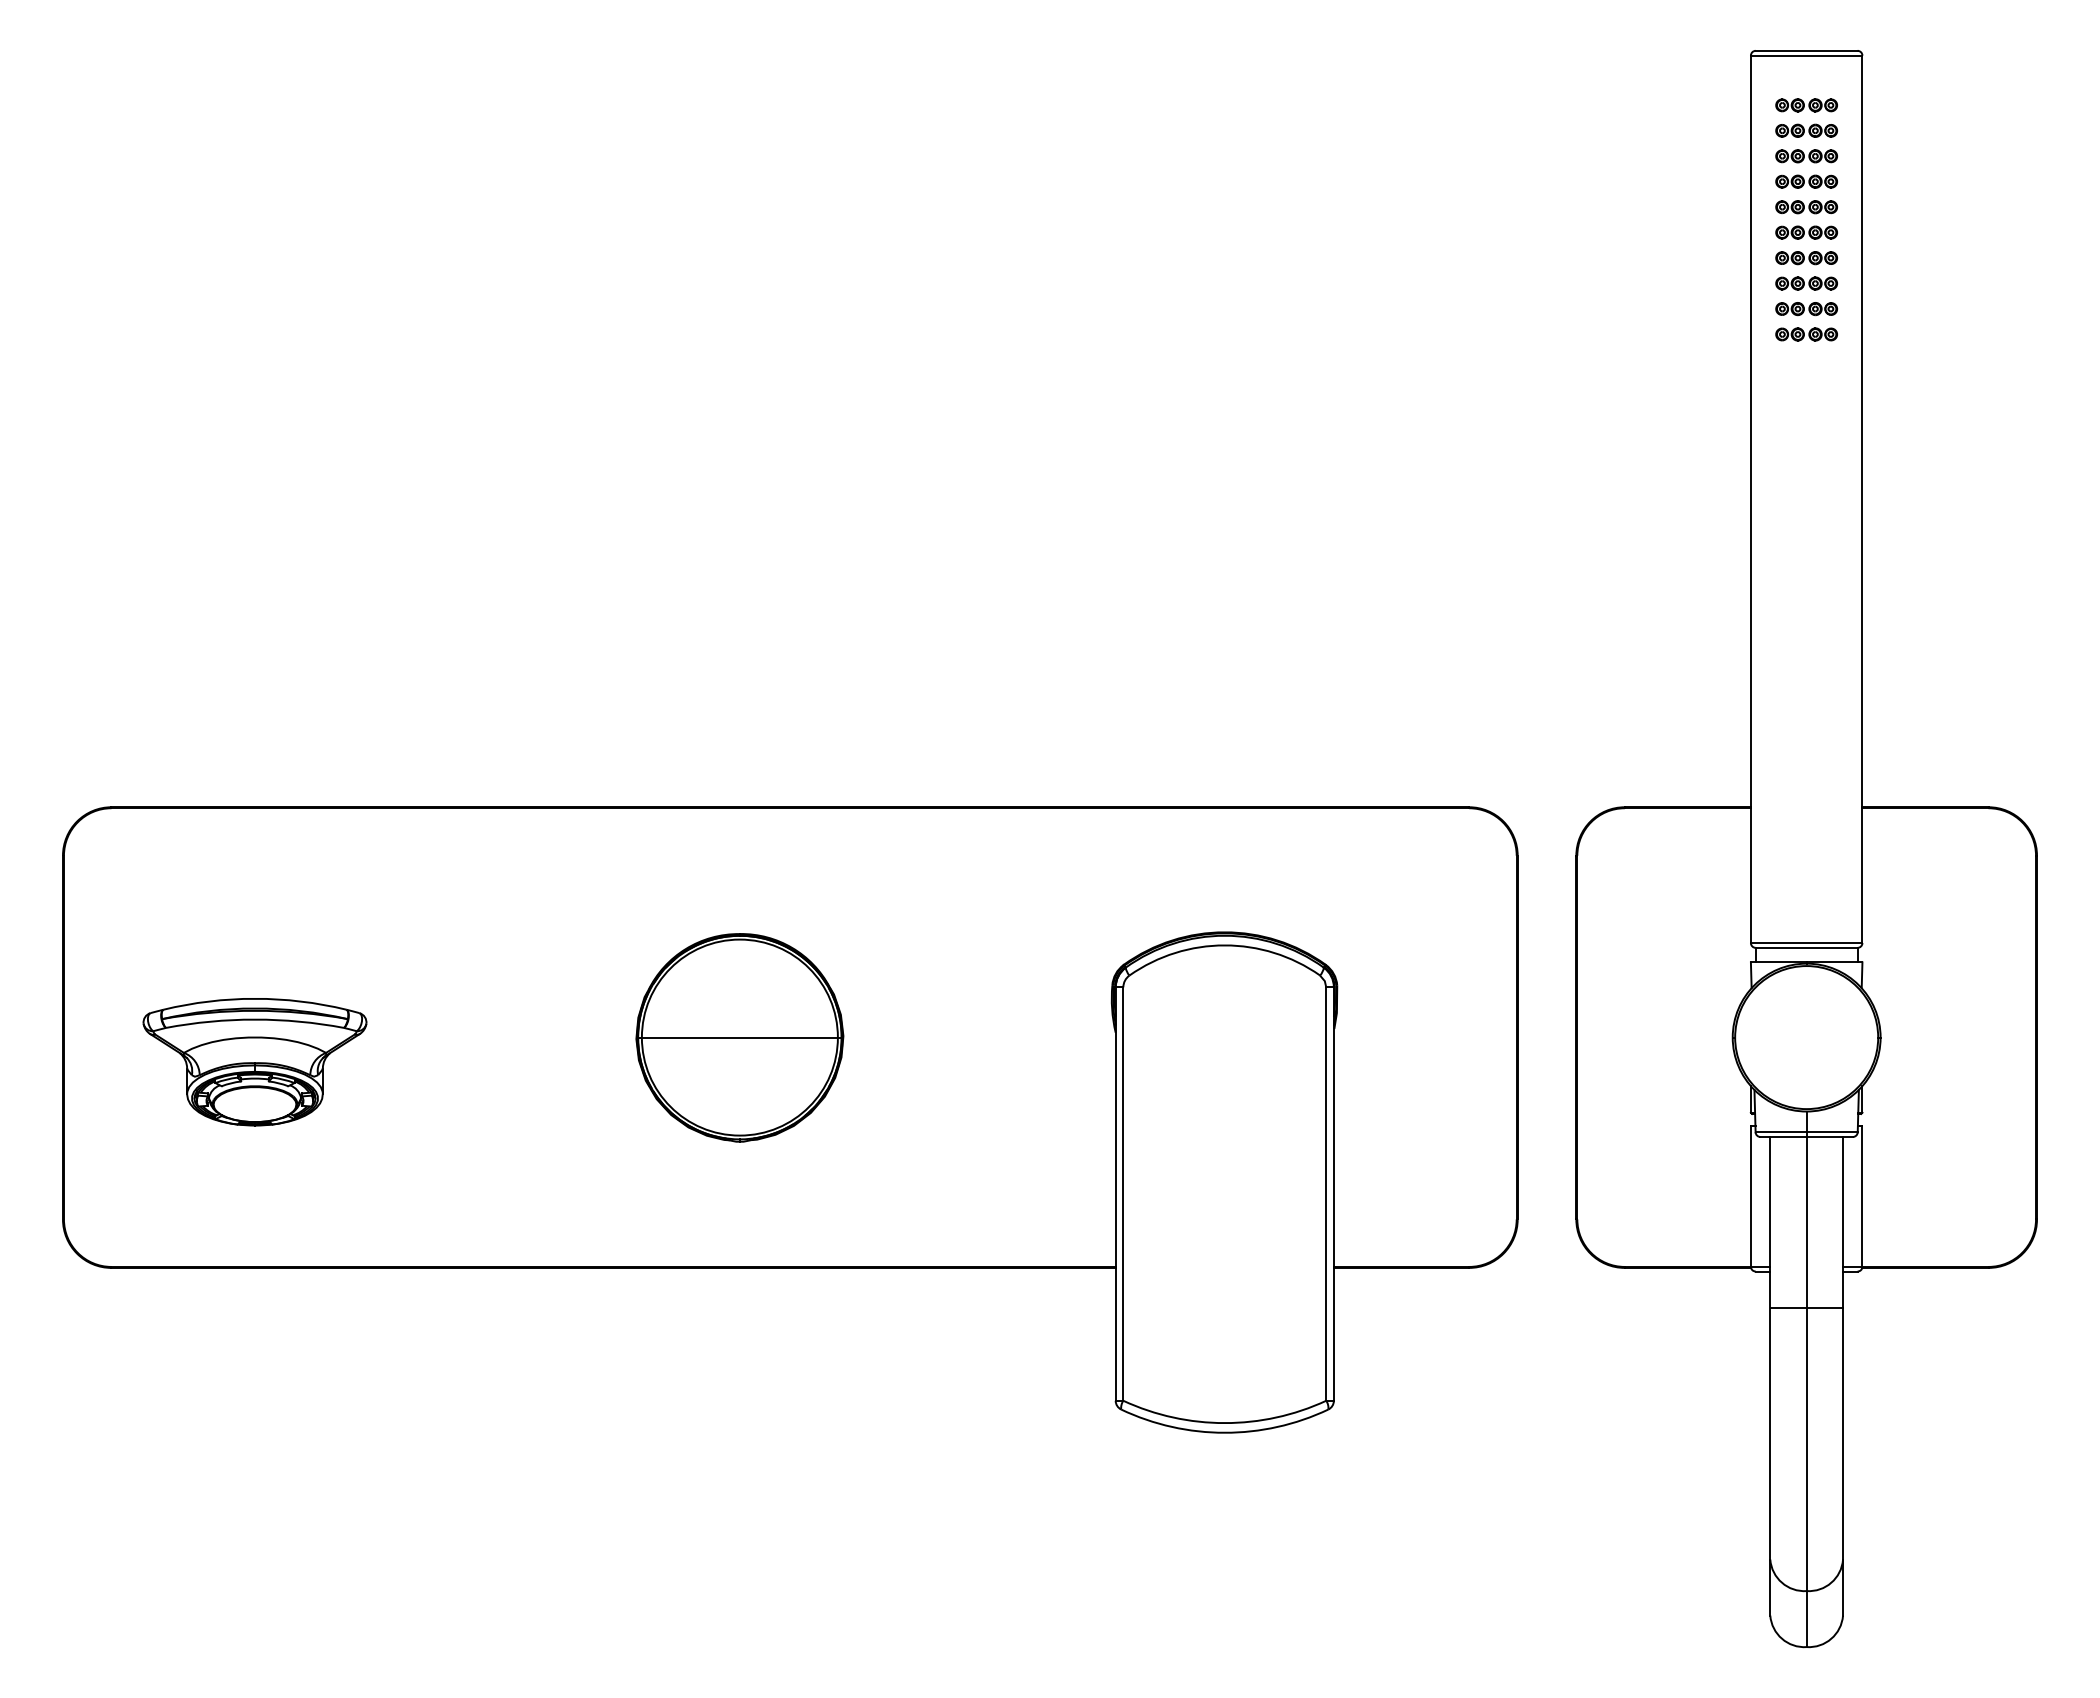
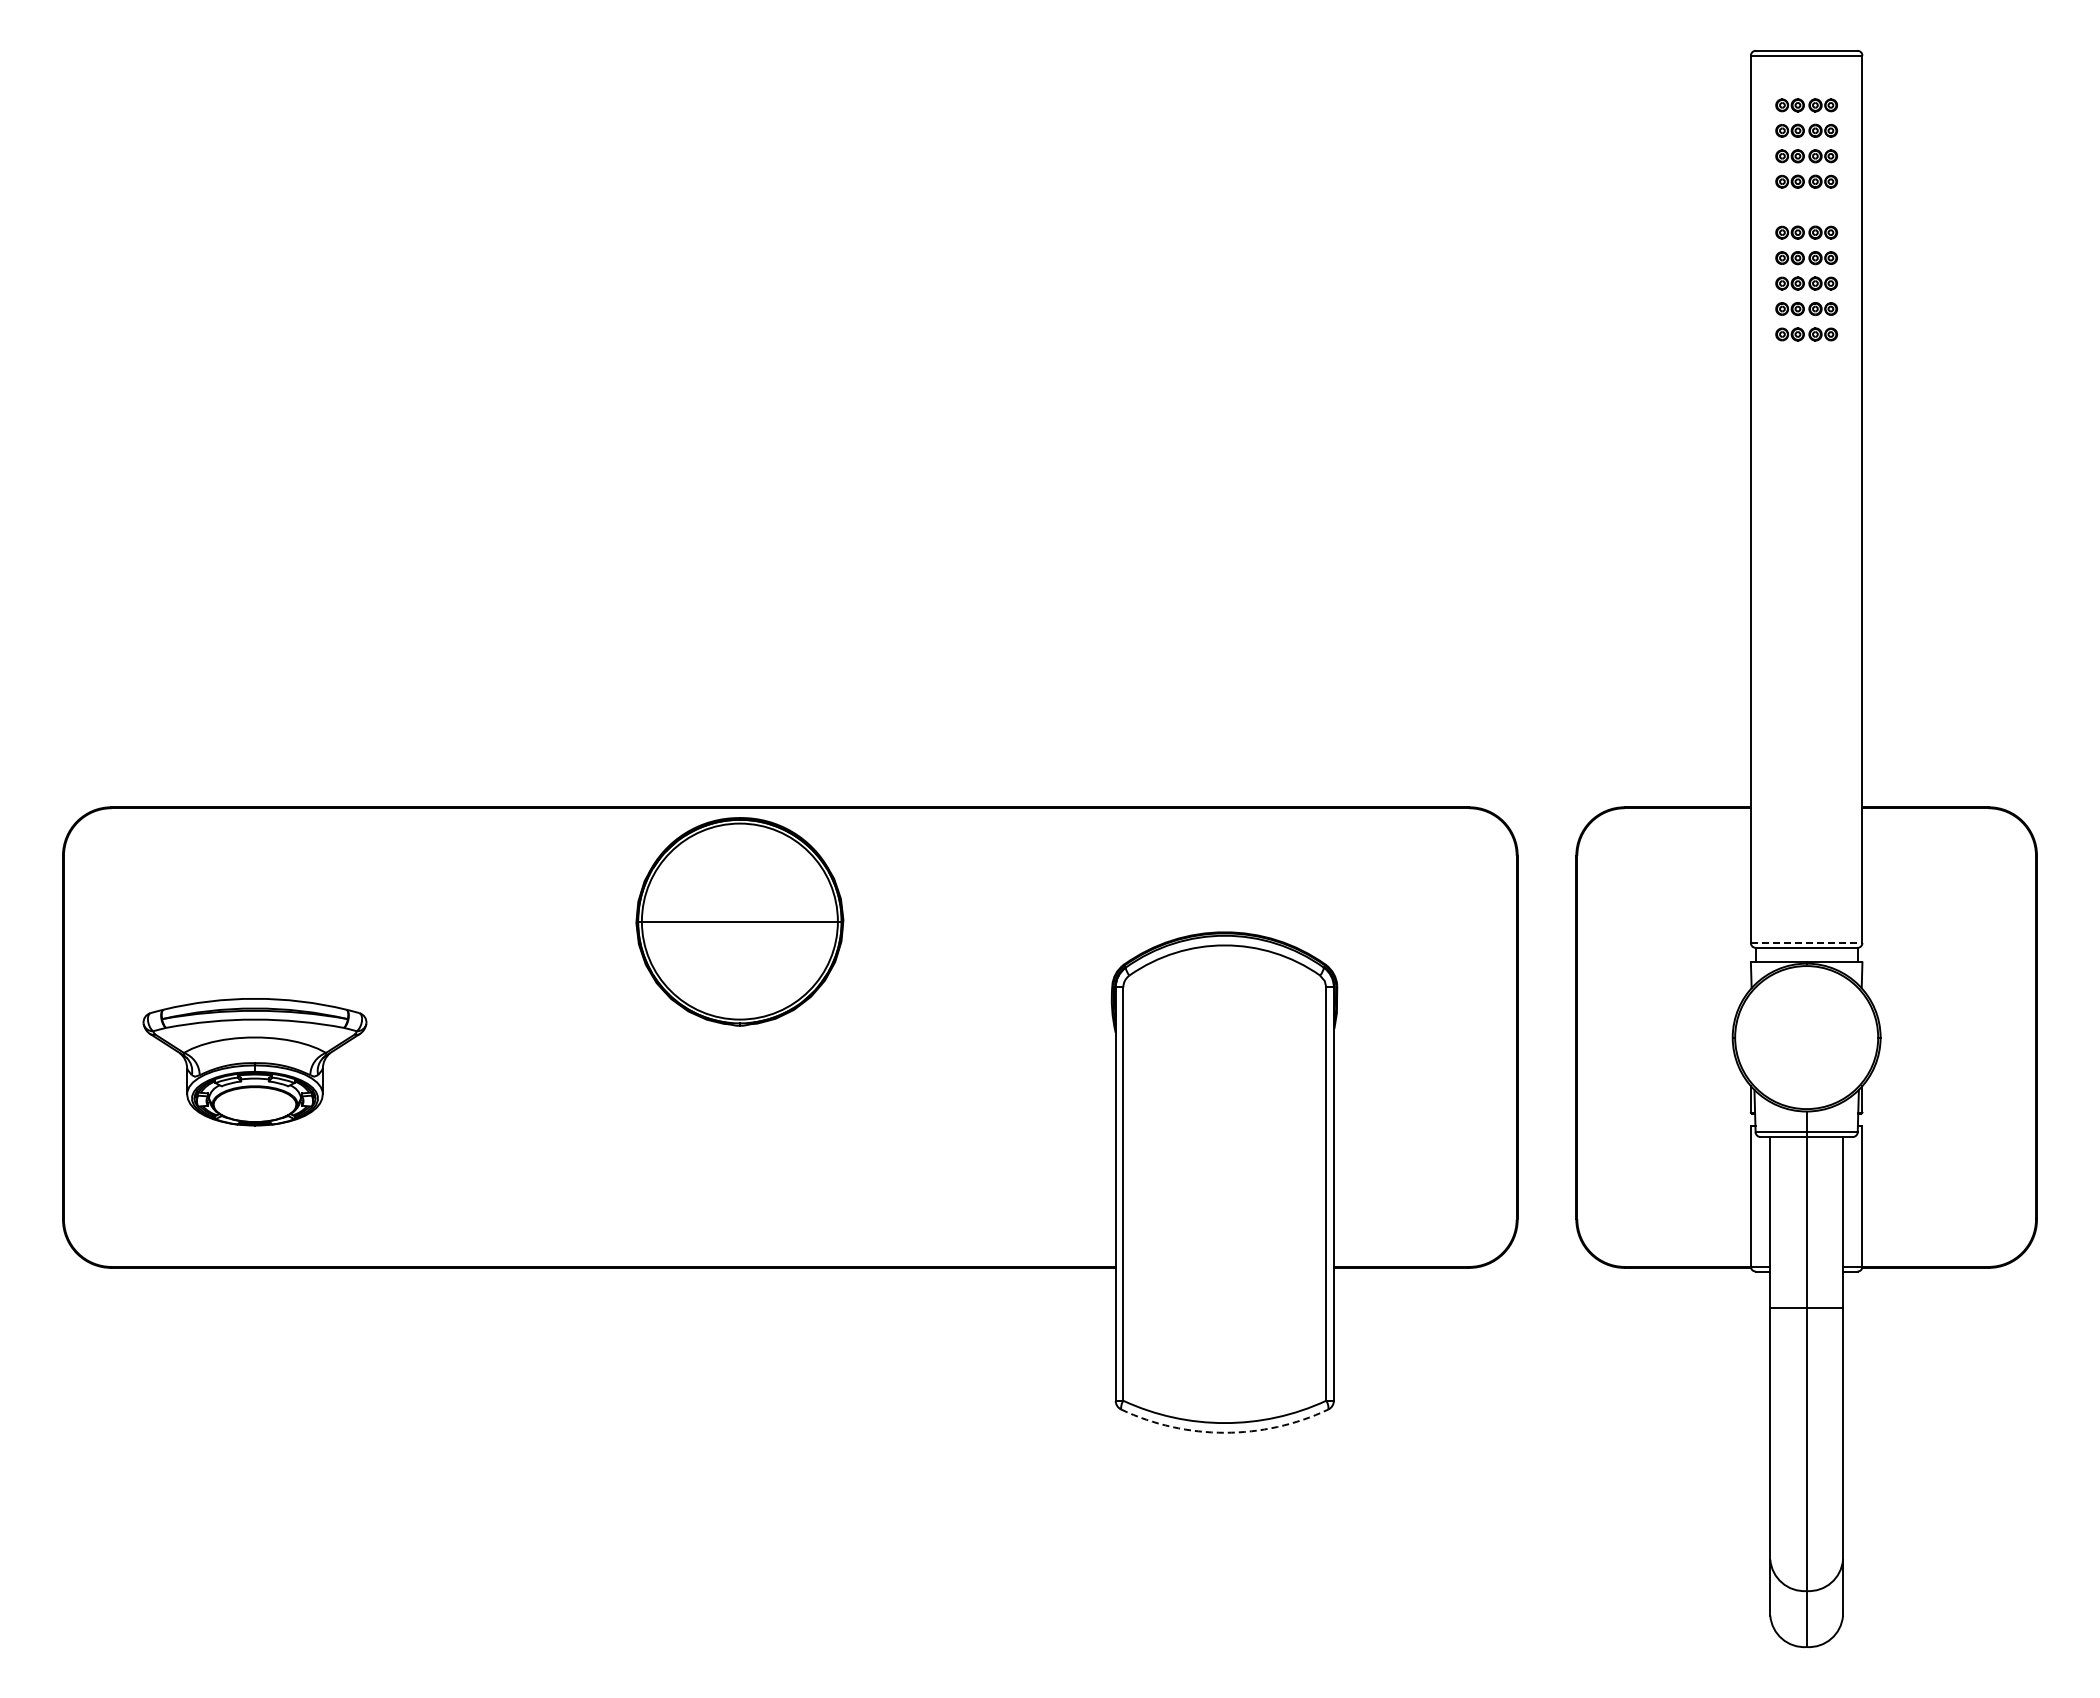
part: present -> none (1806, 207)
line: solid -> dashed (1806, 943)
part position: (739, 1037) -> (739, 921) (739, 921)
arc: solid -> dashed (1224, 1432)
